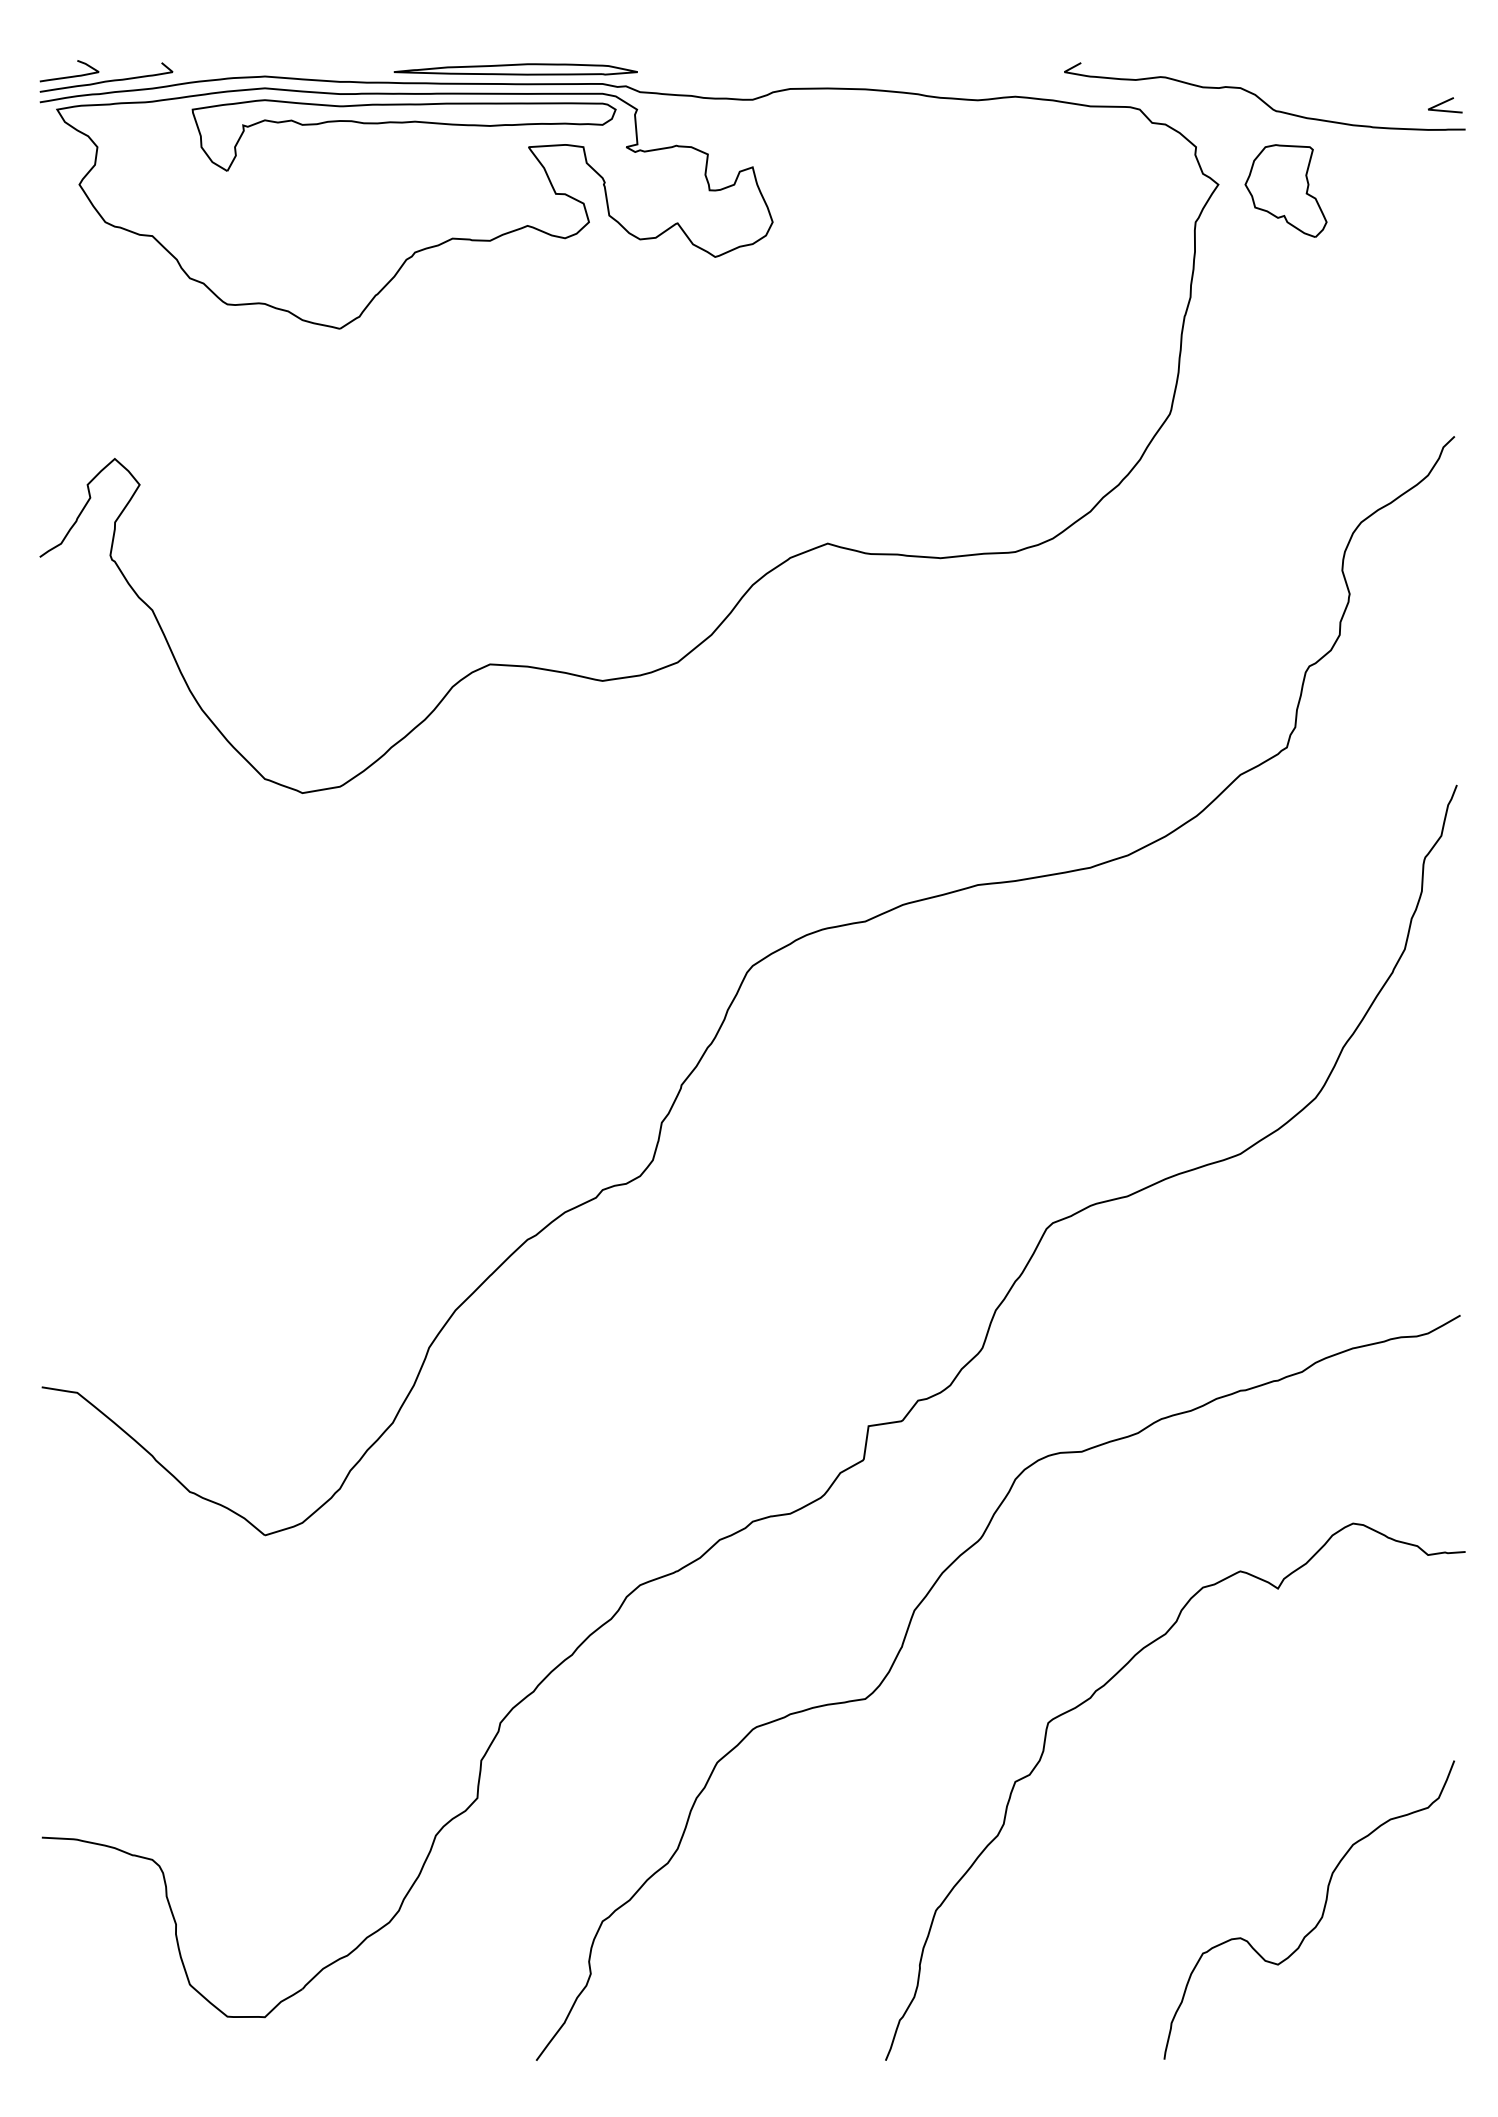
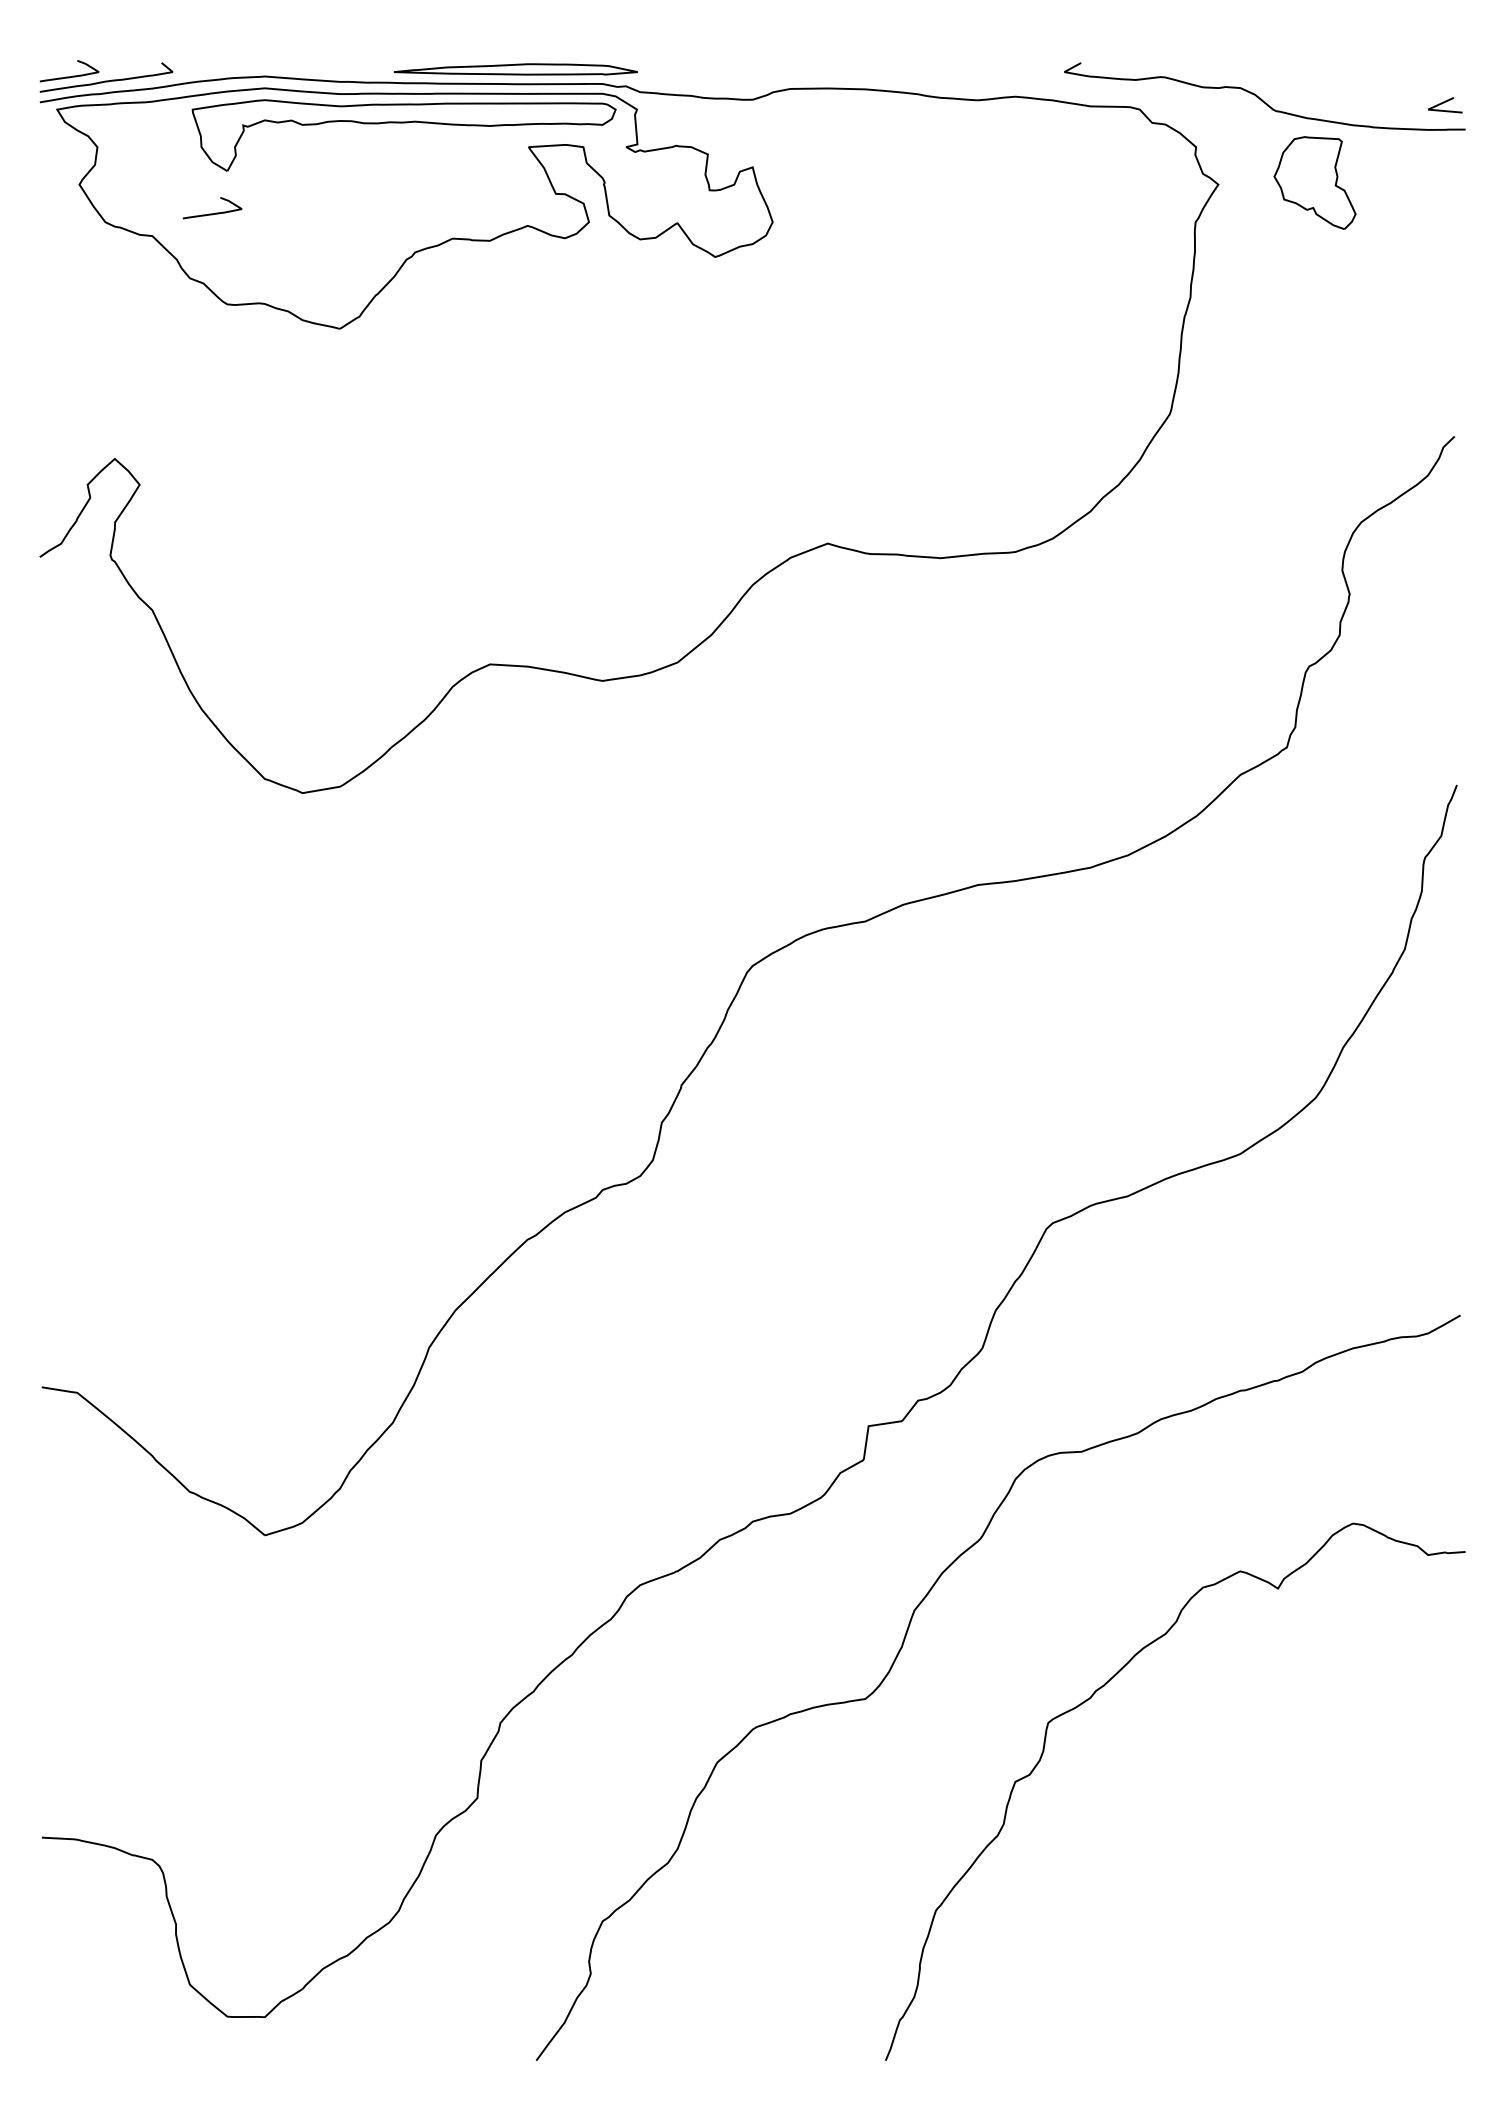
part position: (1285, 190) -> (1314, 182) (1314, 182)
curve: none -> present (215, 212)
curve: present -> none (1322, 1911)
